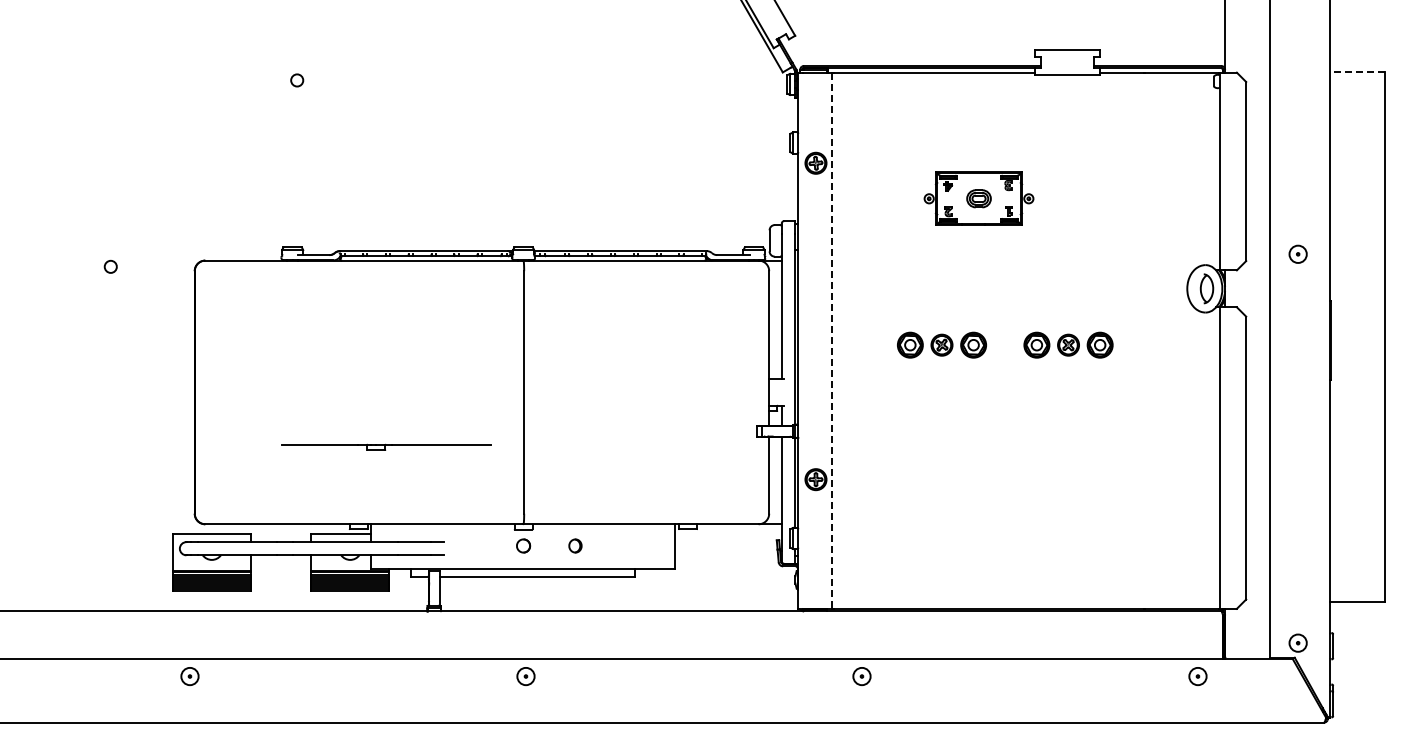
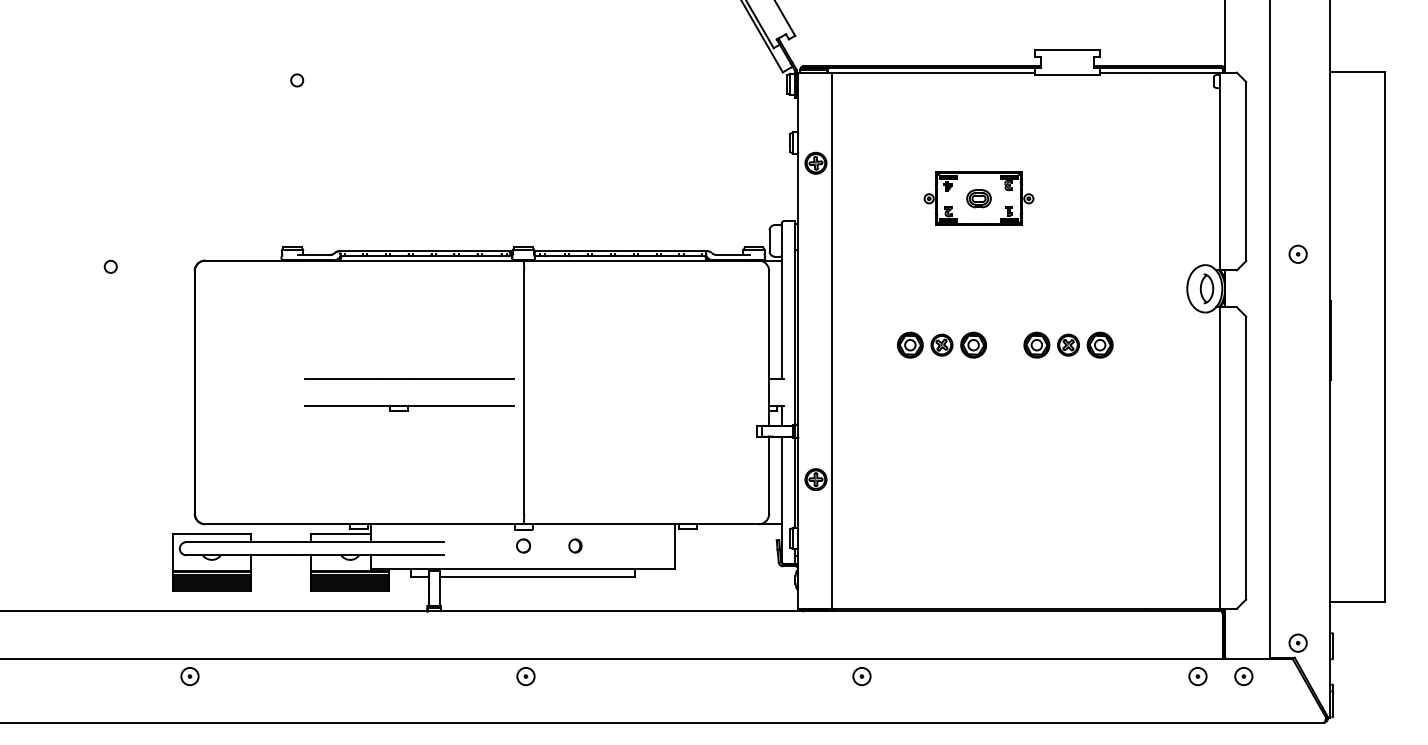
line: dashed -> solid (1357, 72)
line: dashed -> solid (831, 341)
line: none -> present (409, 378)
part position: (386, 446) -> (409, 407) (409, 407)
part: none -> present (1243, 676)
